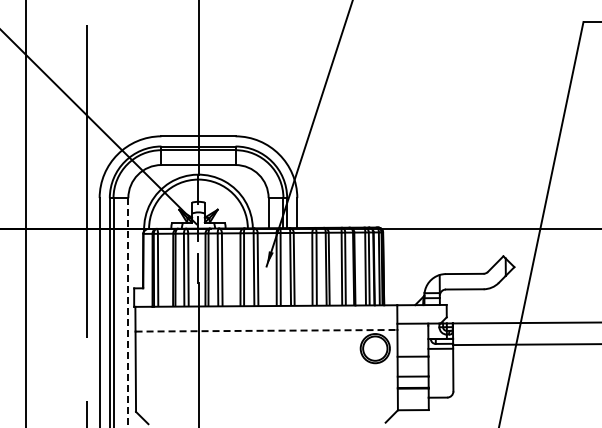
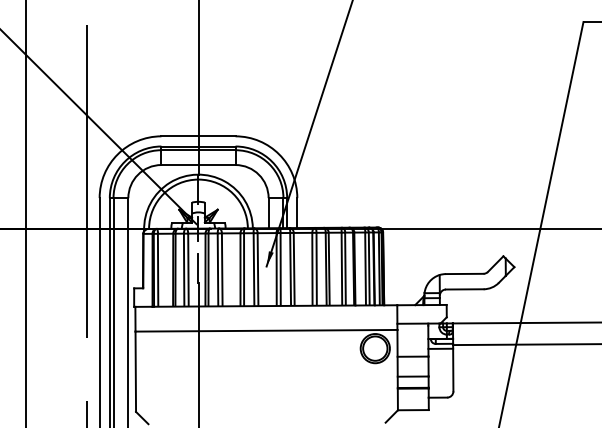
line: dashed -> solid (128, 313)
line: dashed -> solid (266, 330)
